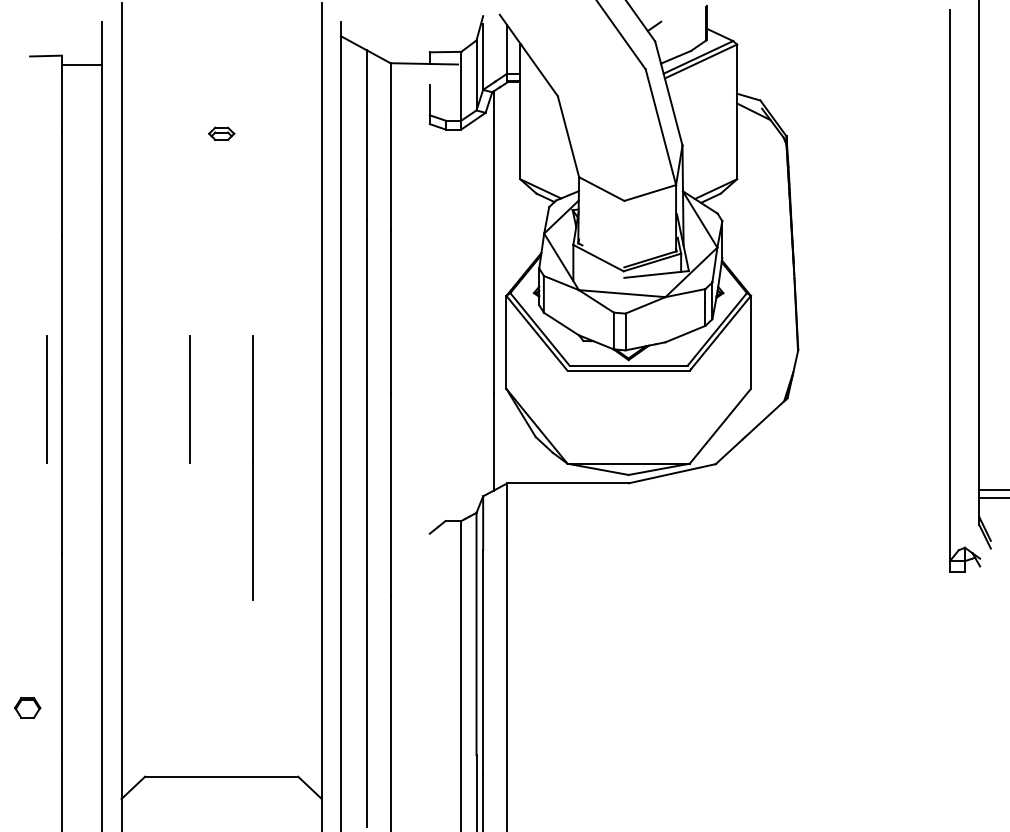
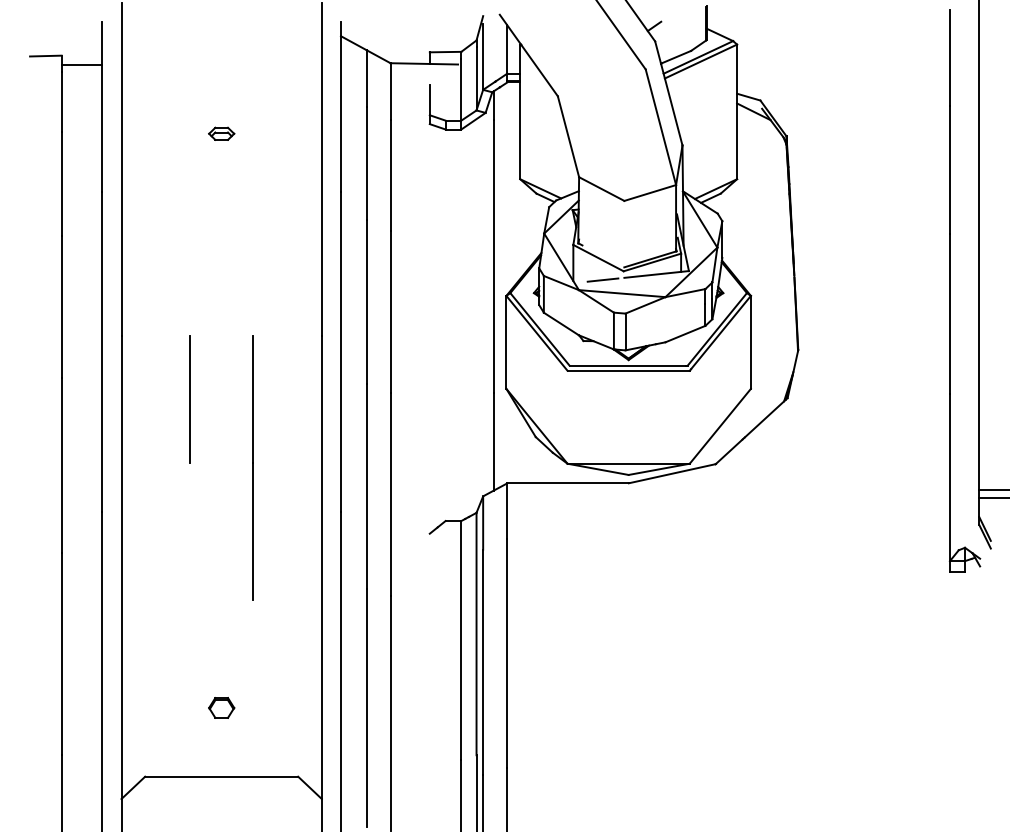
line: none -> present (602, 279)
line: present -> none (46, 399)
part position: (27, 707) -> (221, 707) (221, 707)
